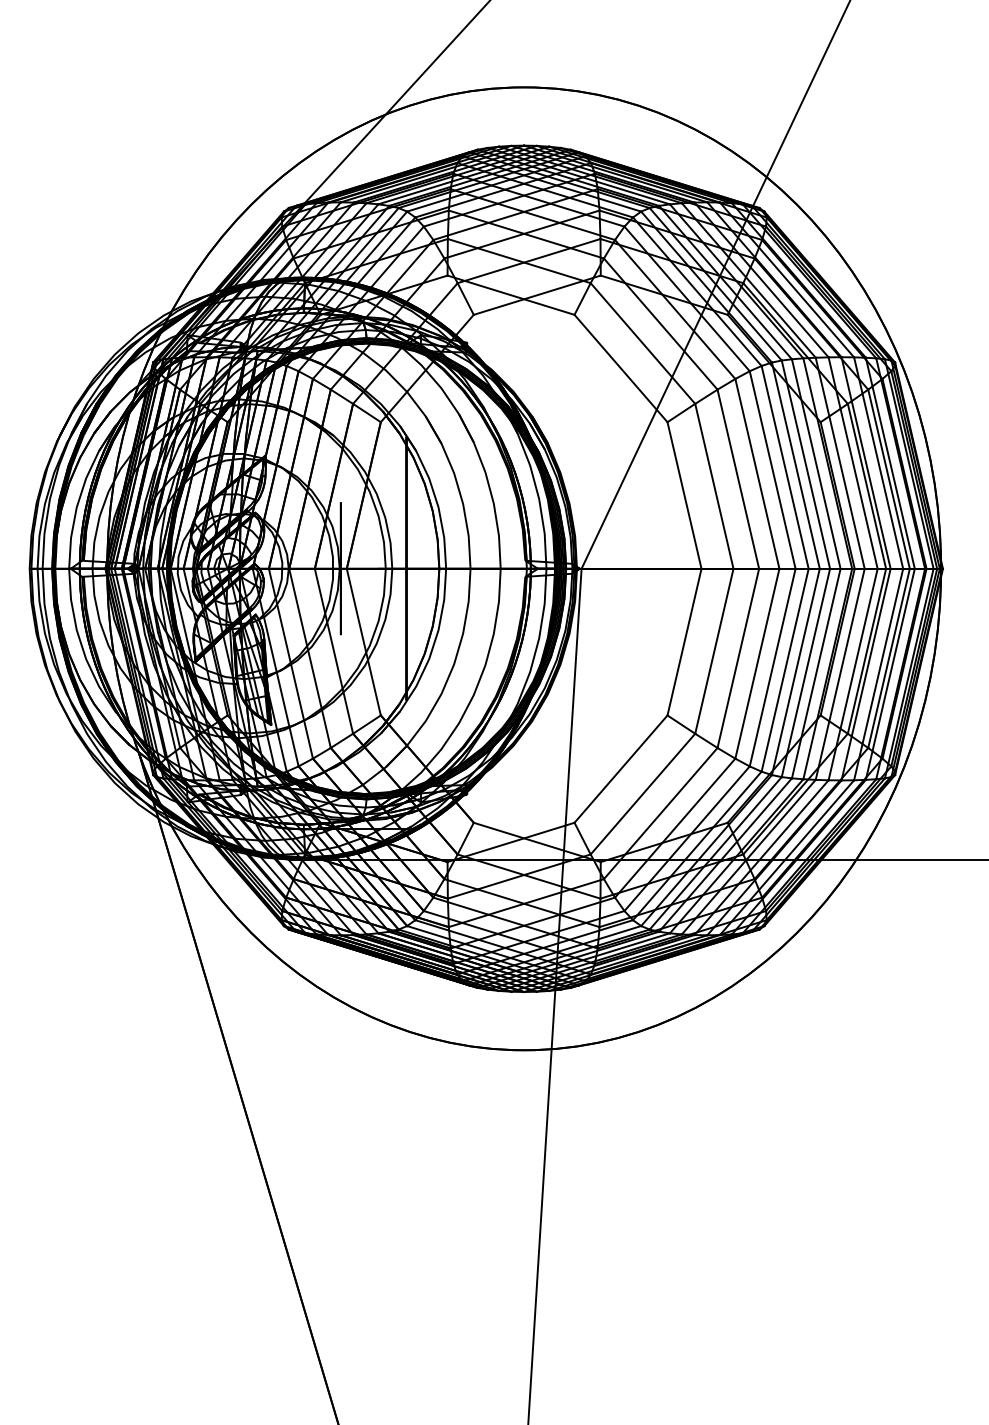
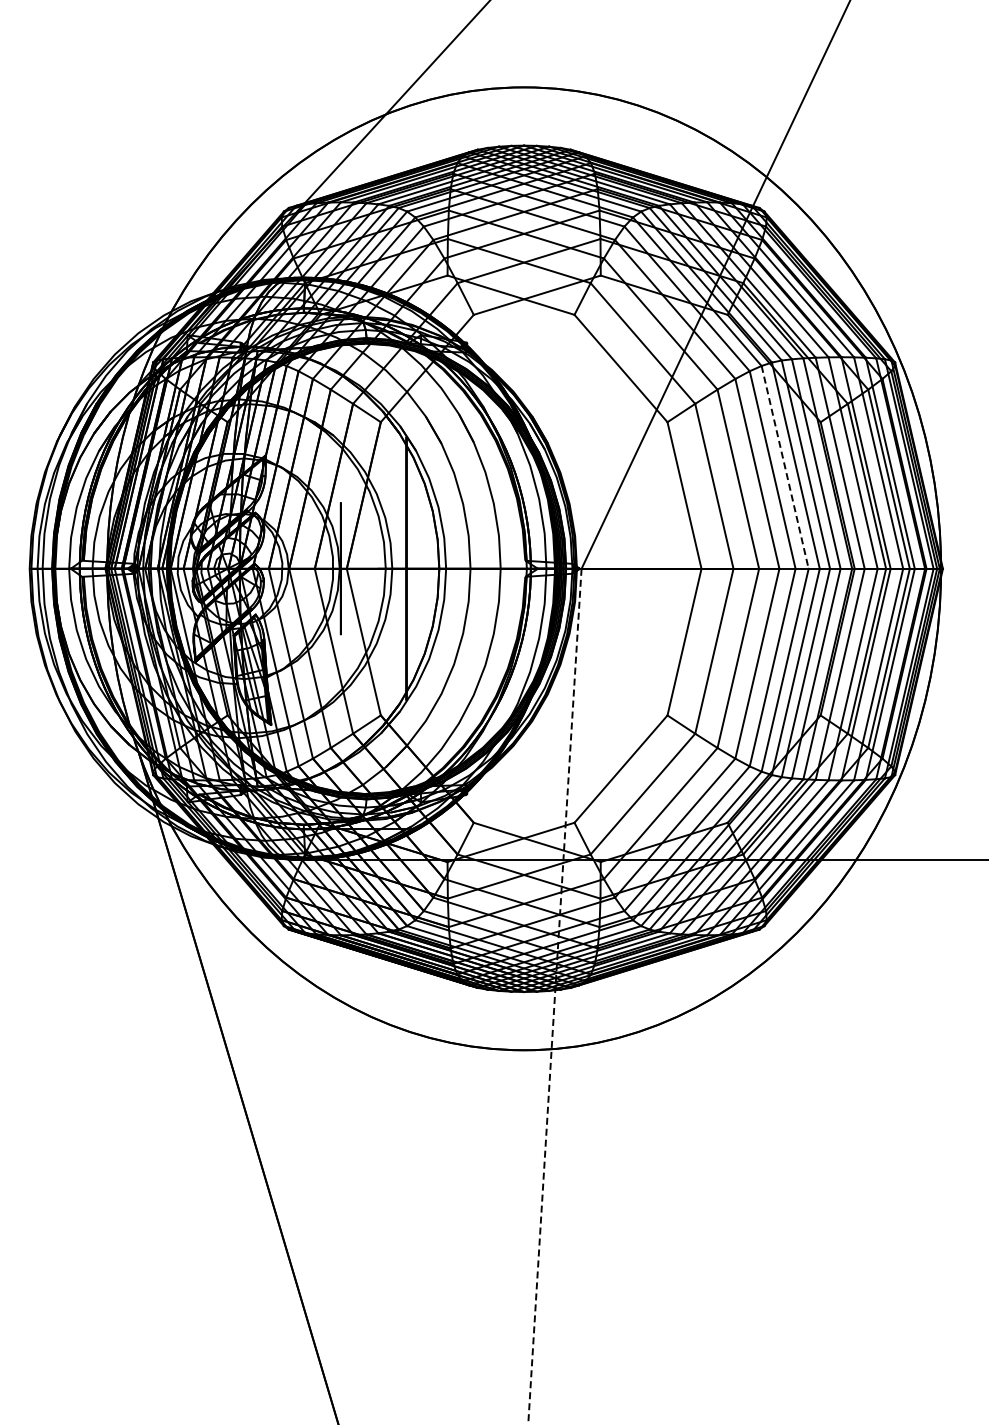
line: solid -> dashed (785, 467)
line: solid -> dashed (554, 996)
